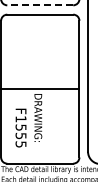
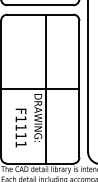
line: dashed -> solid (40, 5)
line: none -> present (46, 88)
text: F1555 -> F1111 (20, 135)
